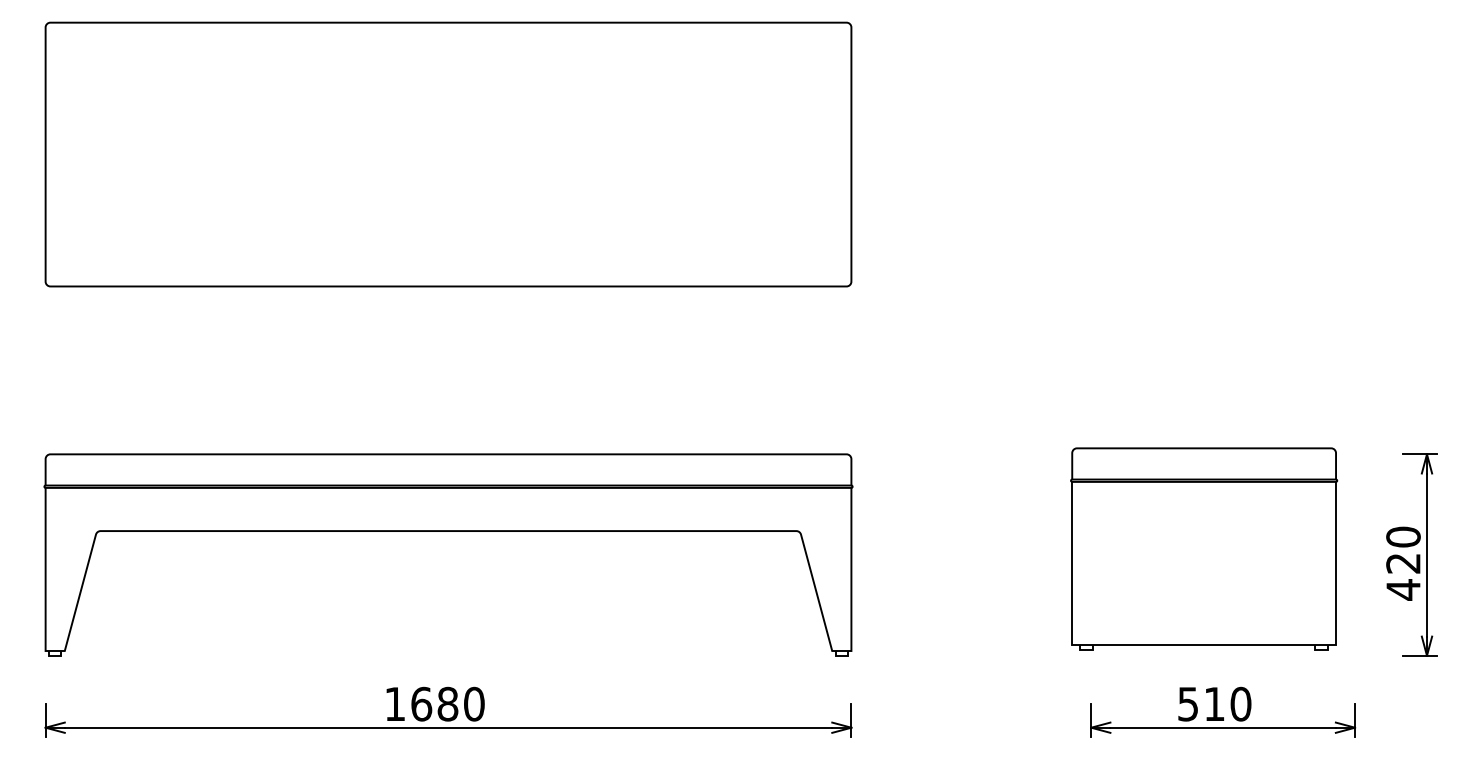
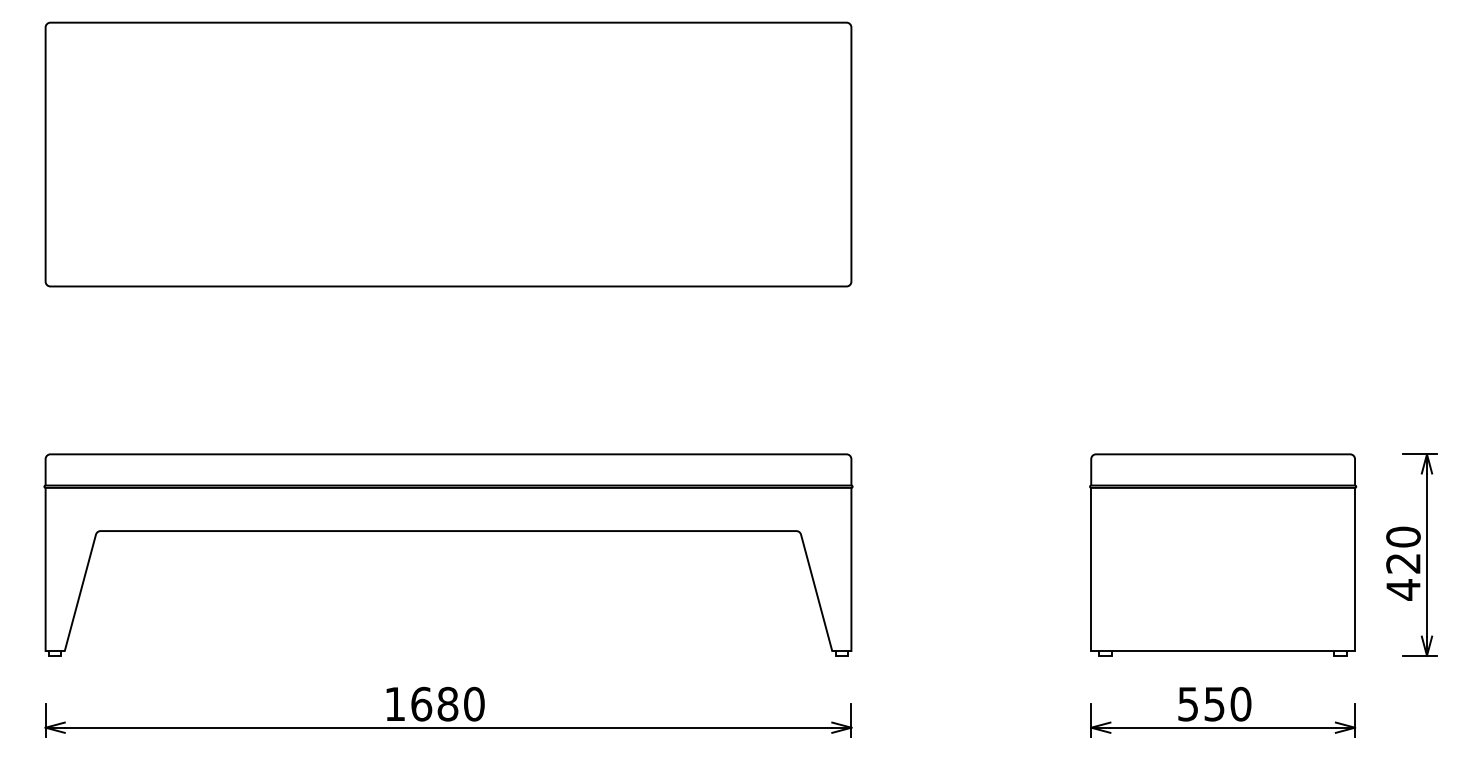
part position: (1204, 548) -> (1223, 554) (1223, 554)
text: 510 -> 550 (1214, 704)
